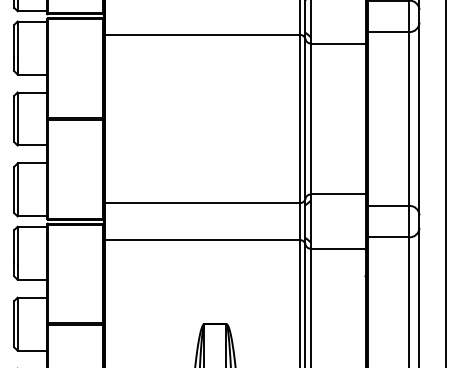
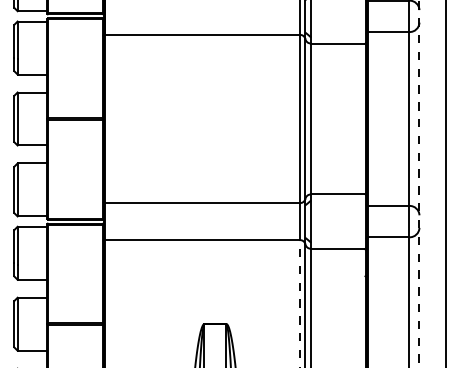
line: solid -> dashed (419, 183)
line: solid -> dashed (299, 303)
